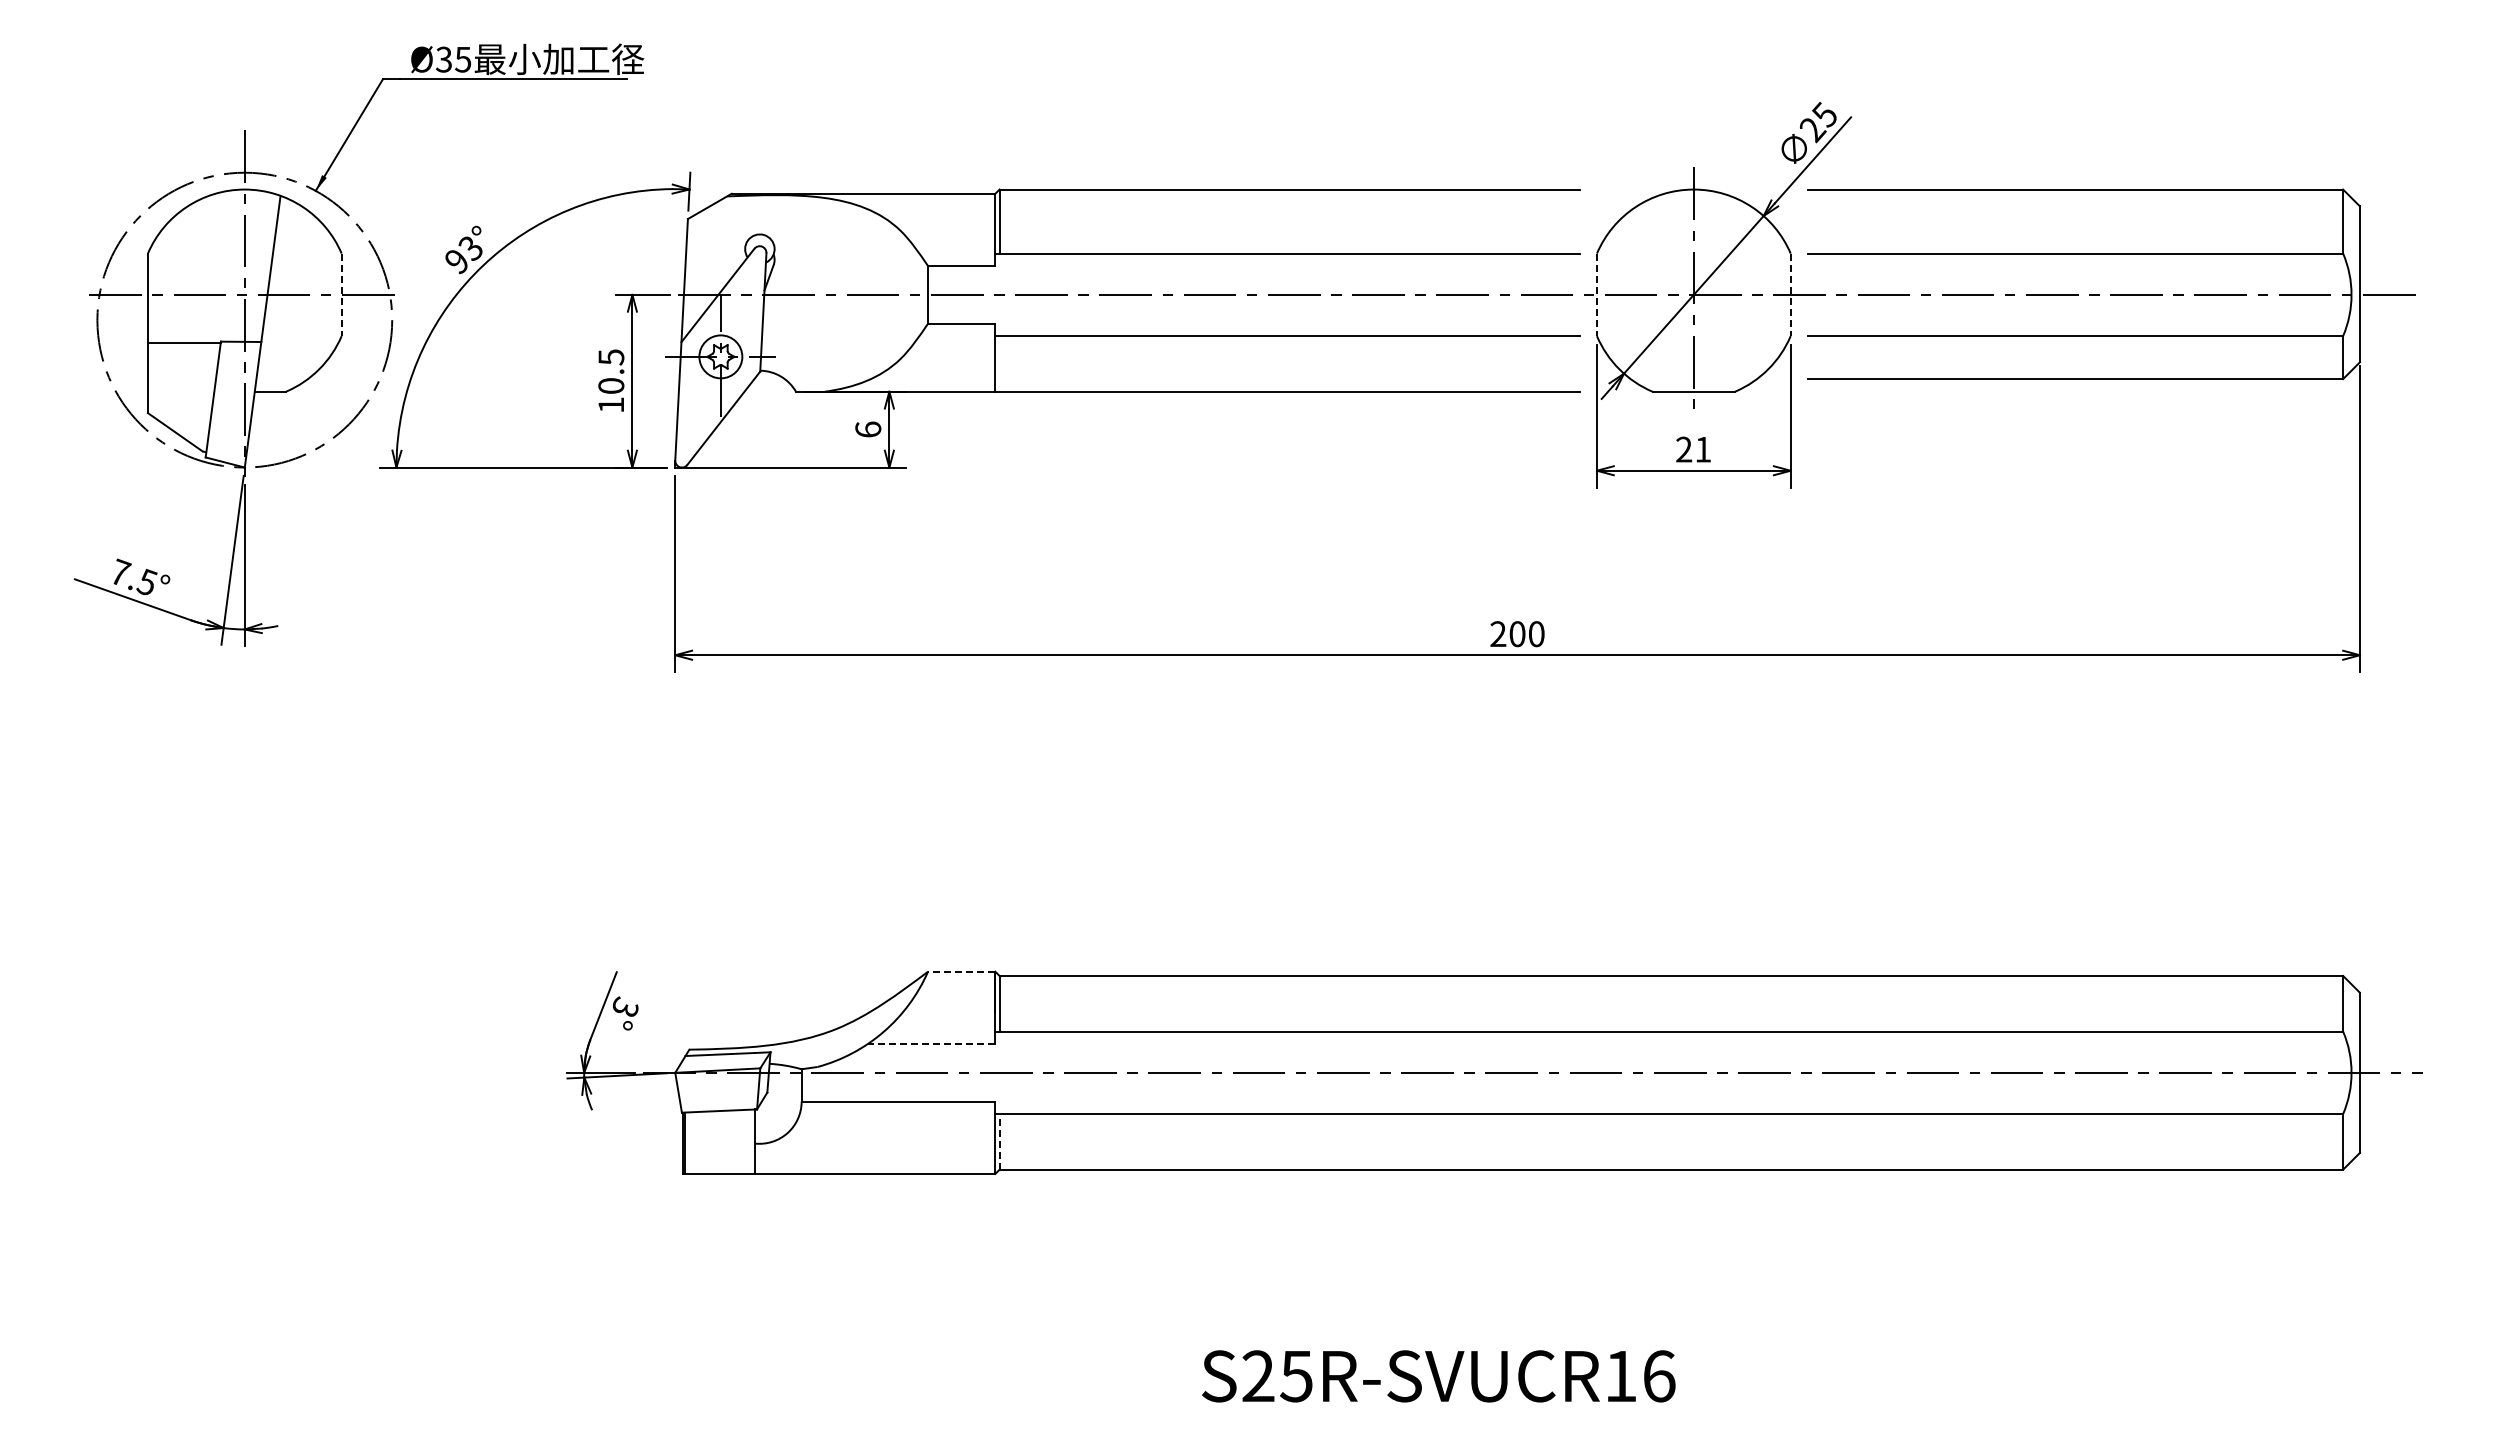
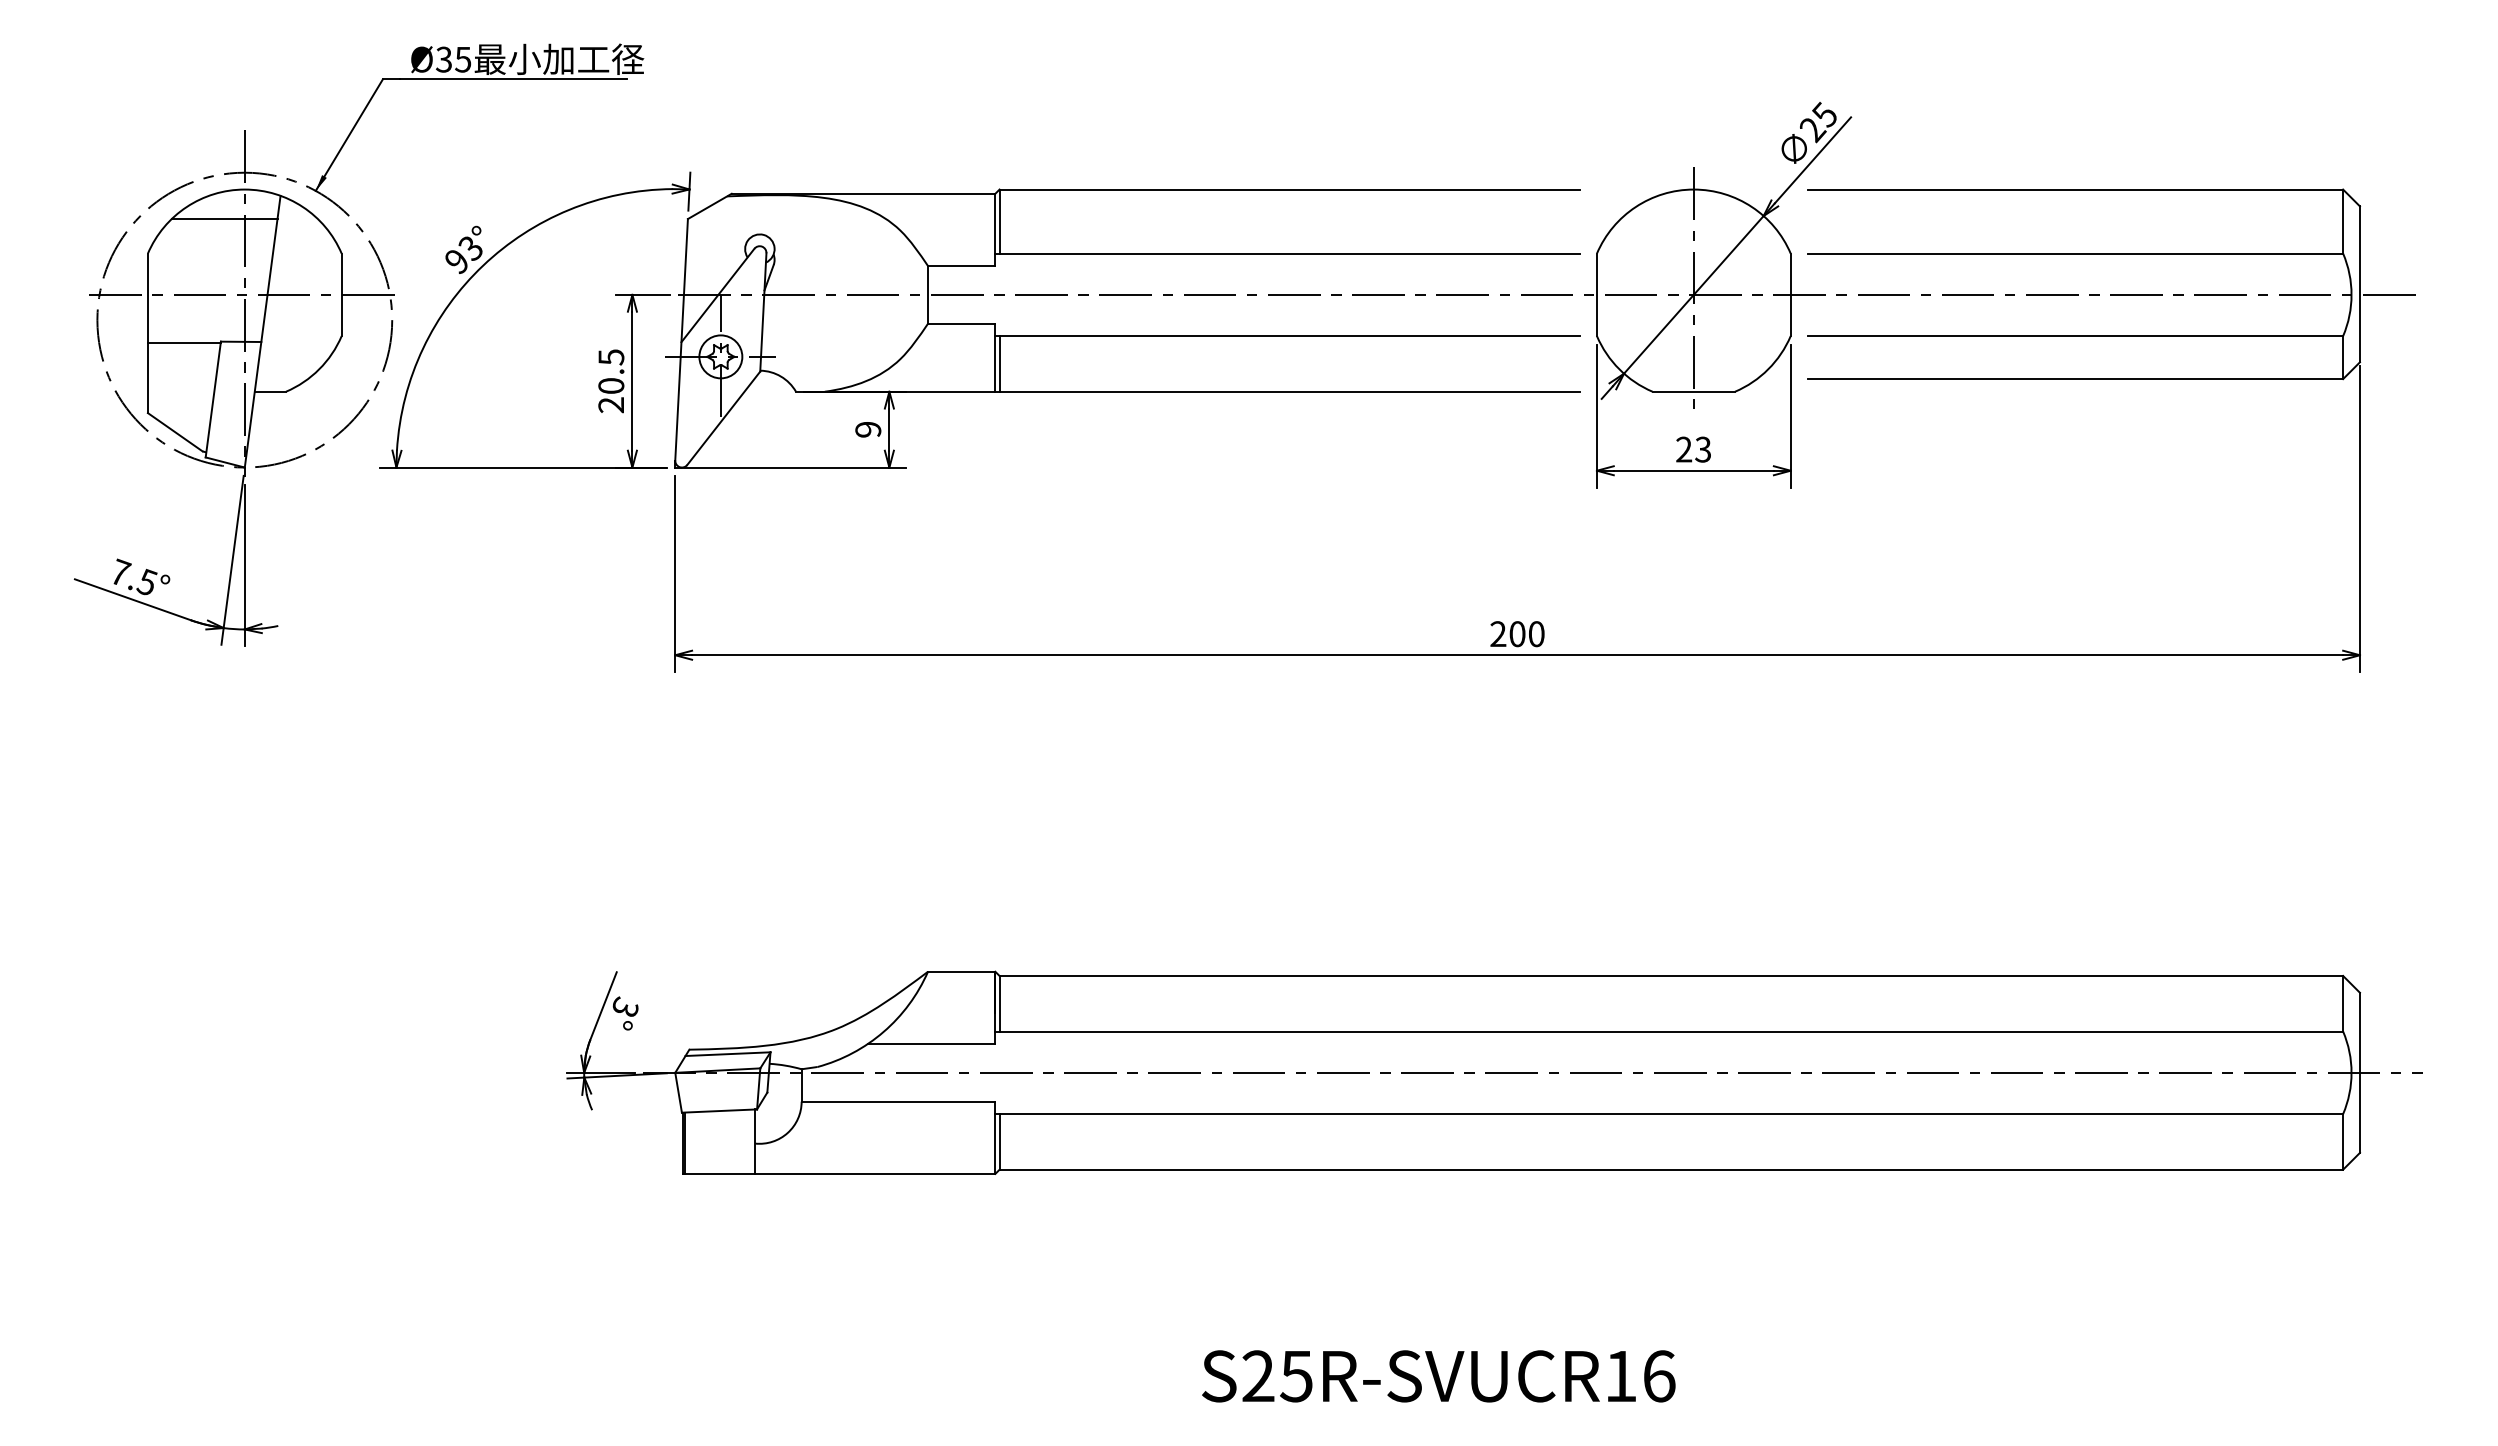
line: none -> present (224, 219)
line: dashed -> solid (341, 295)
line: dashed -> solid (1596, 295)
line: dashed -> solid (1790, 295)
line: none -> present (999, 363)
text: 10.5 -> 20.5 (610, 405)
text: 6 -> 9 (868, 429)
text: 21 -> 23 (1702, 449)
line: dashed -> solid (961, 971)
line: dashed -> solid (931, 1043)
line: dashed -> solid (999, 1141)
